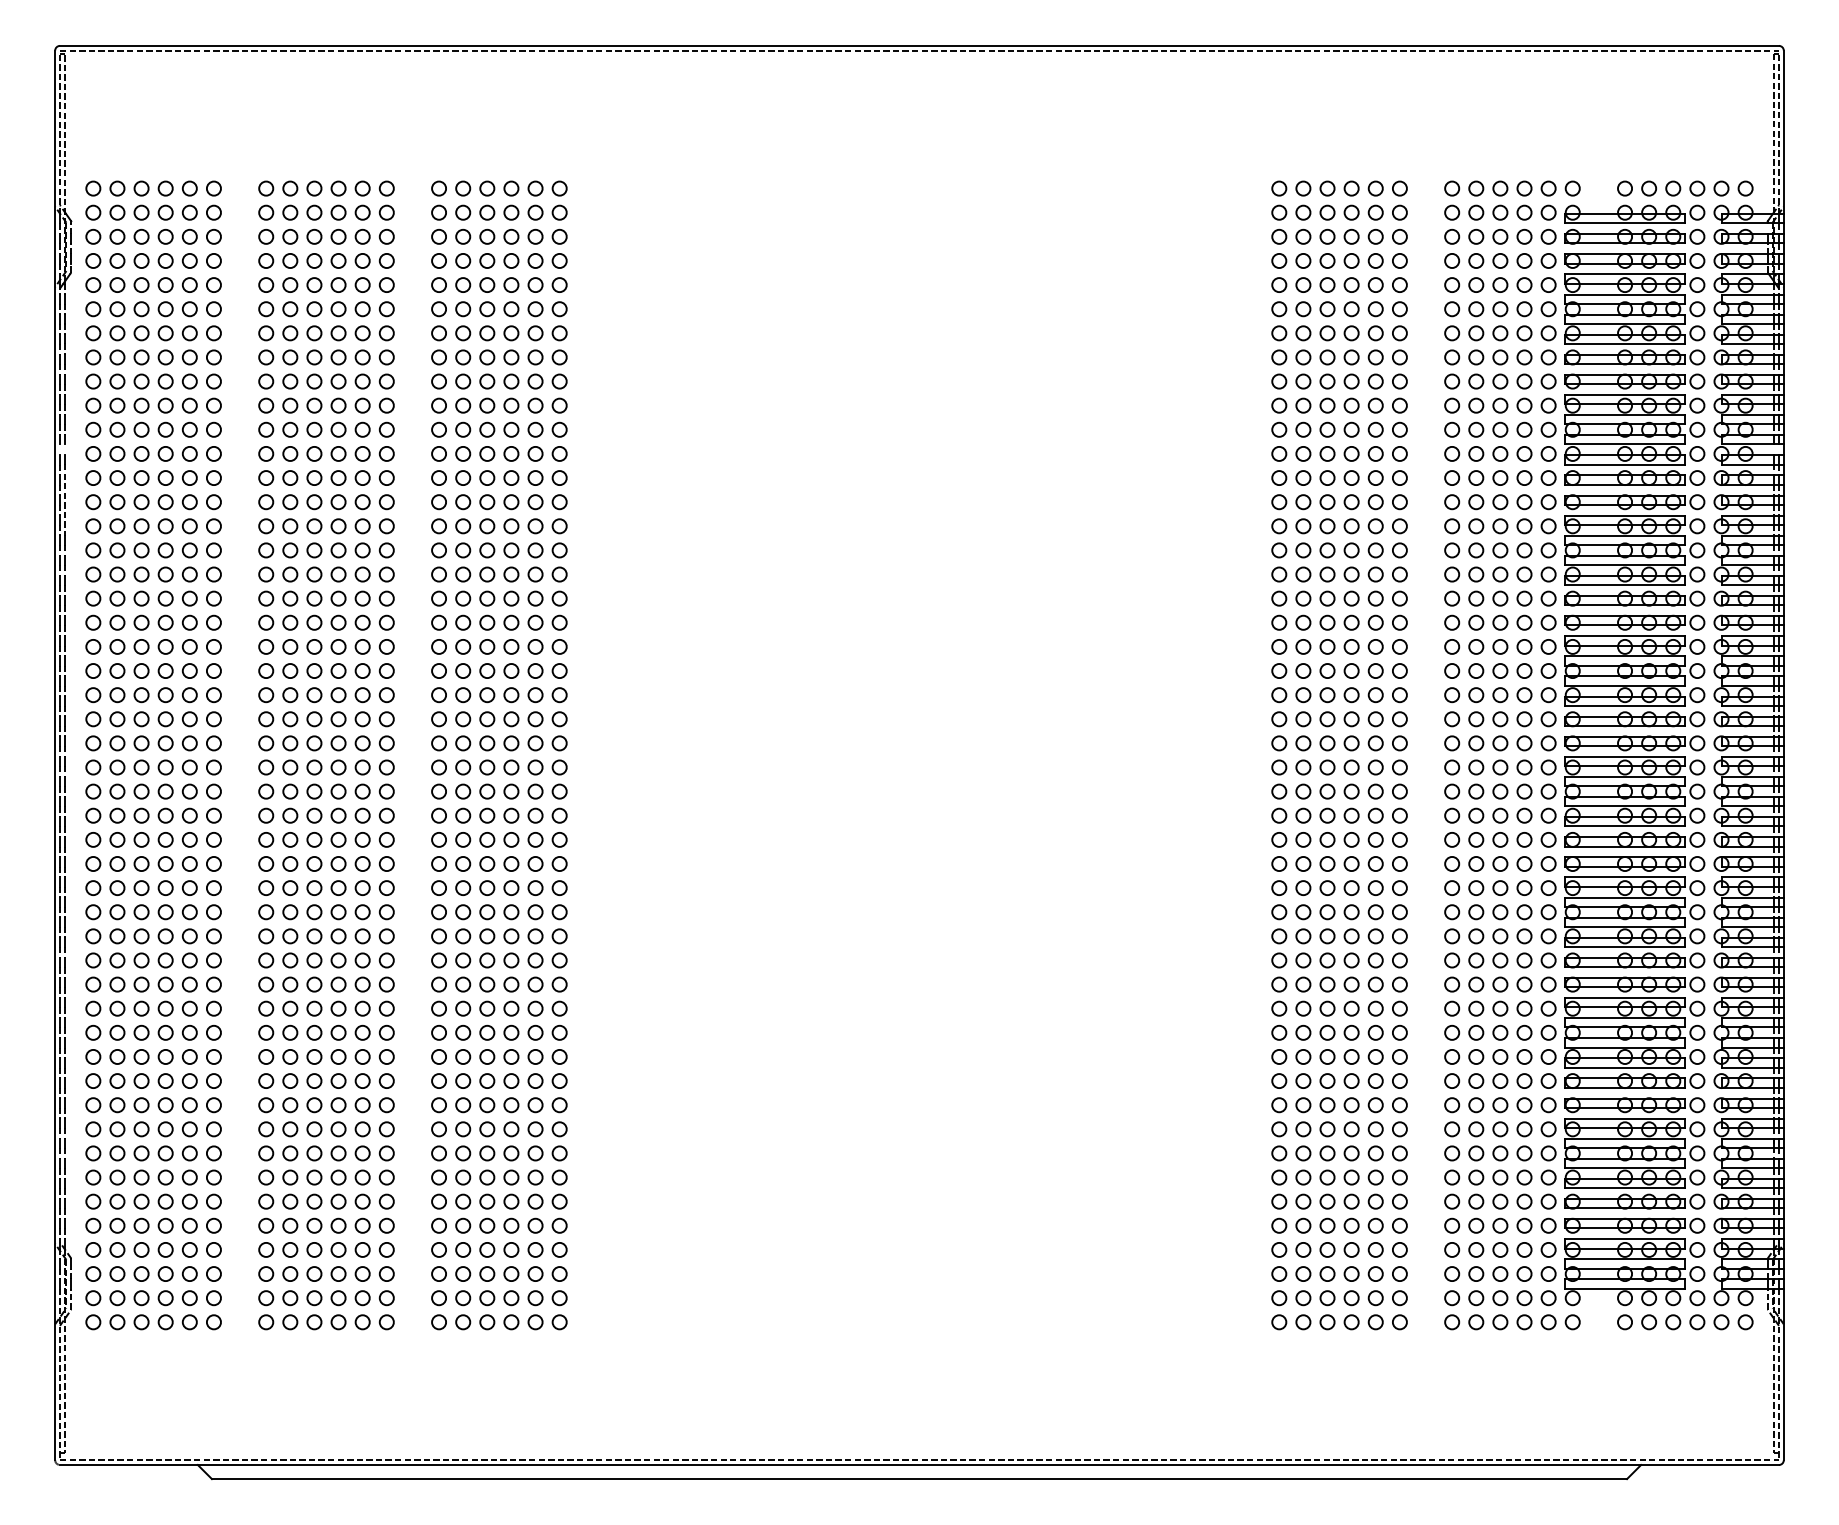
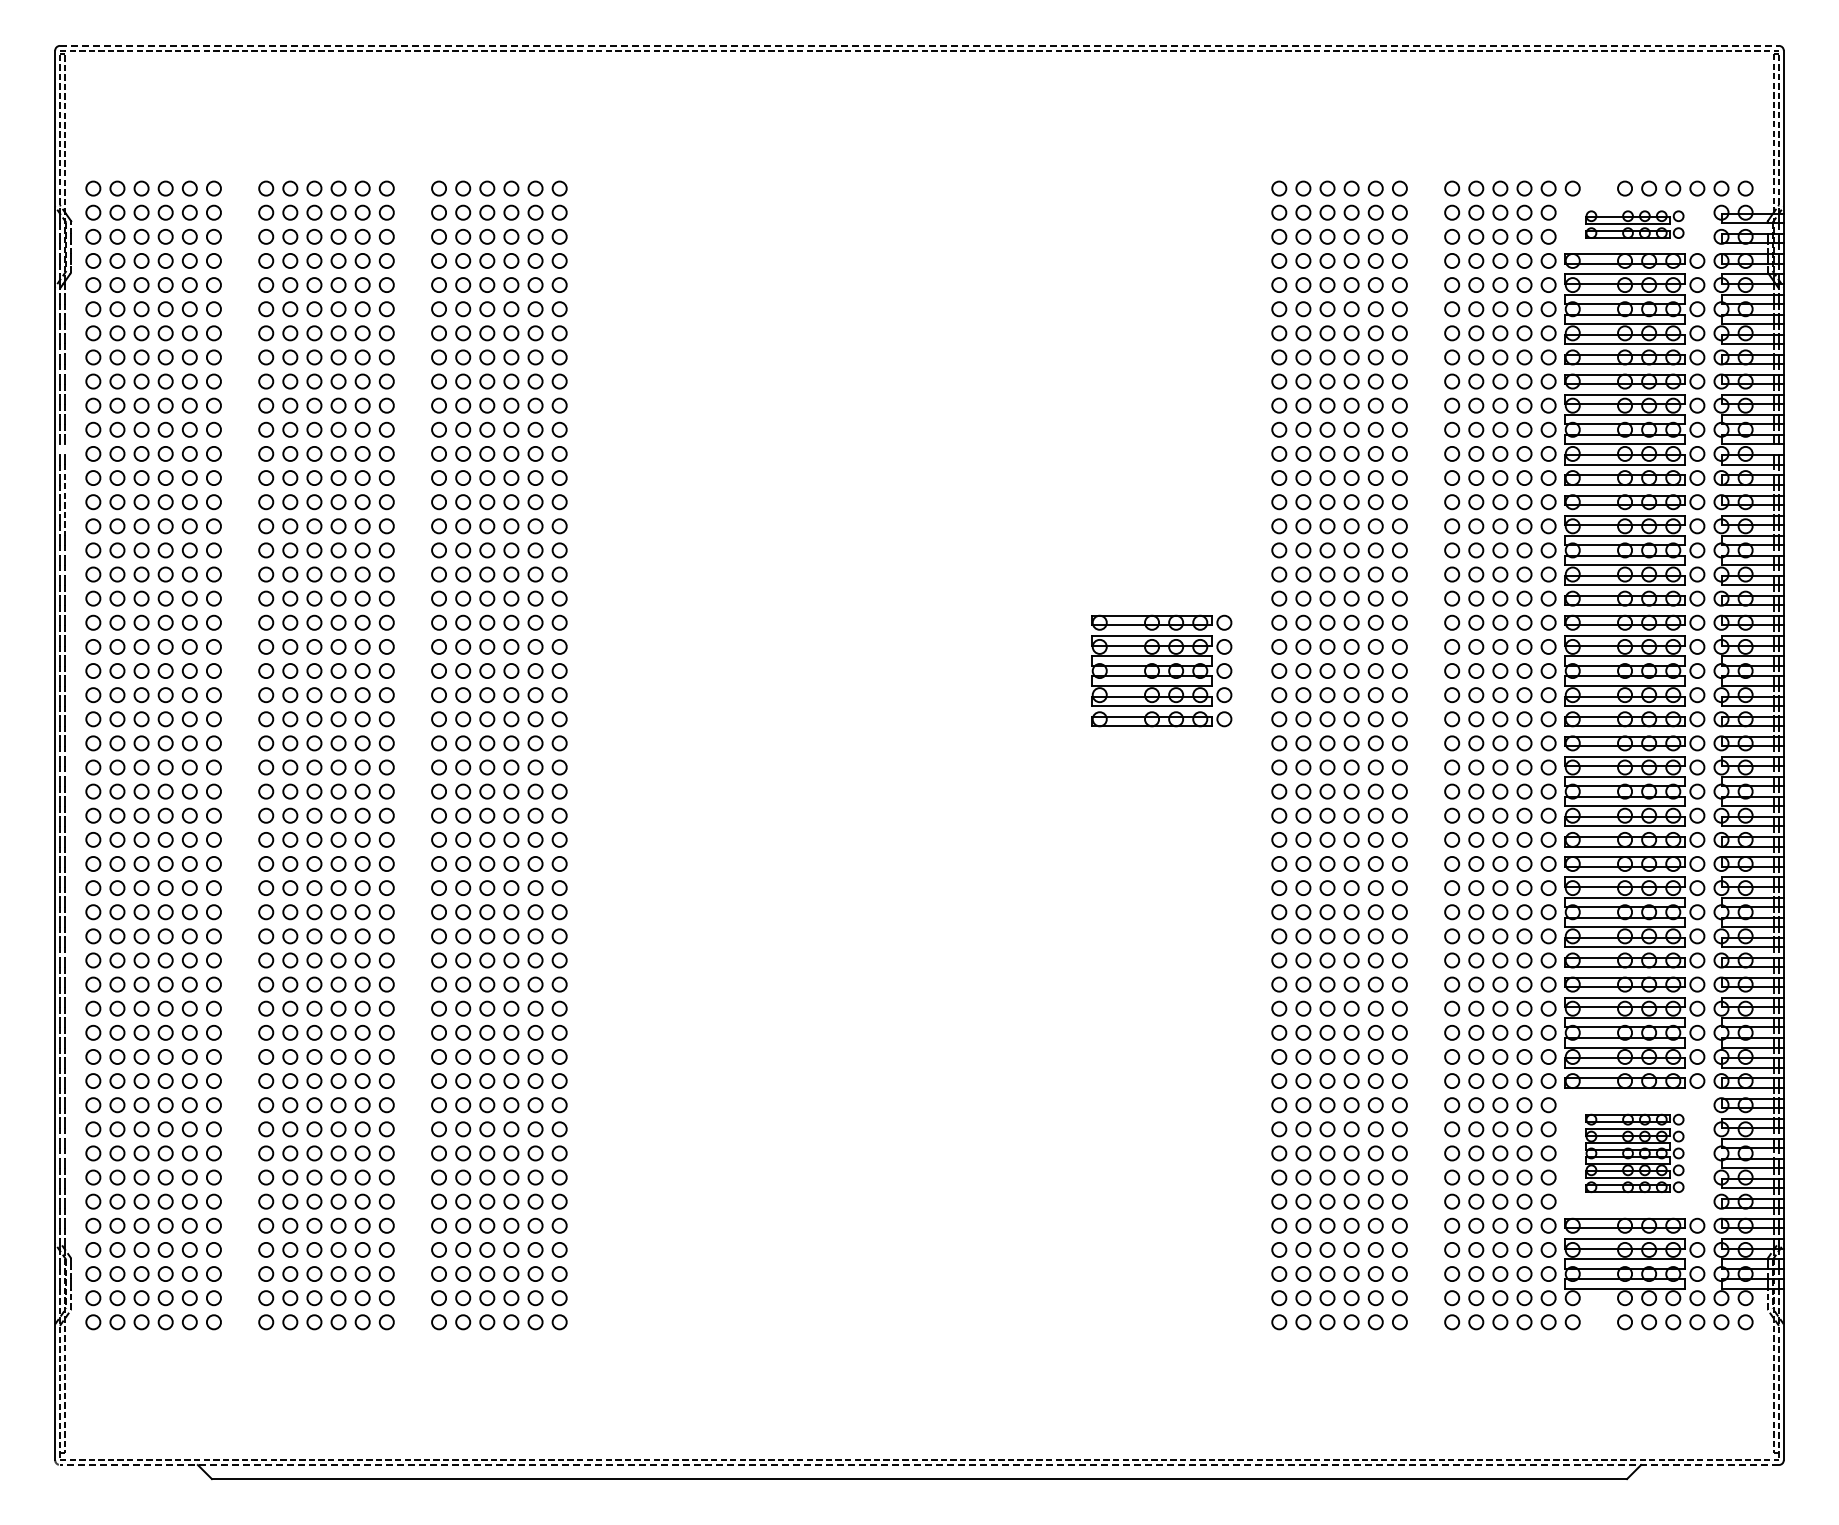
line: solid -> dashed (919, 45)
part size: 142x41 px -> 100x29 px (1634, 224)
part: none -> present (1161, 670)
part size: 142x113 px -> 100x80 px (1634, 1152)
line: solid -> dashed (919, 1465)
